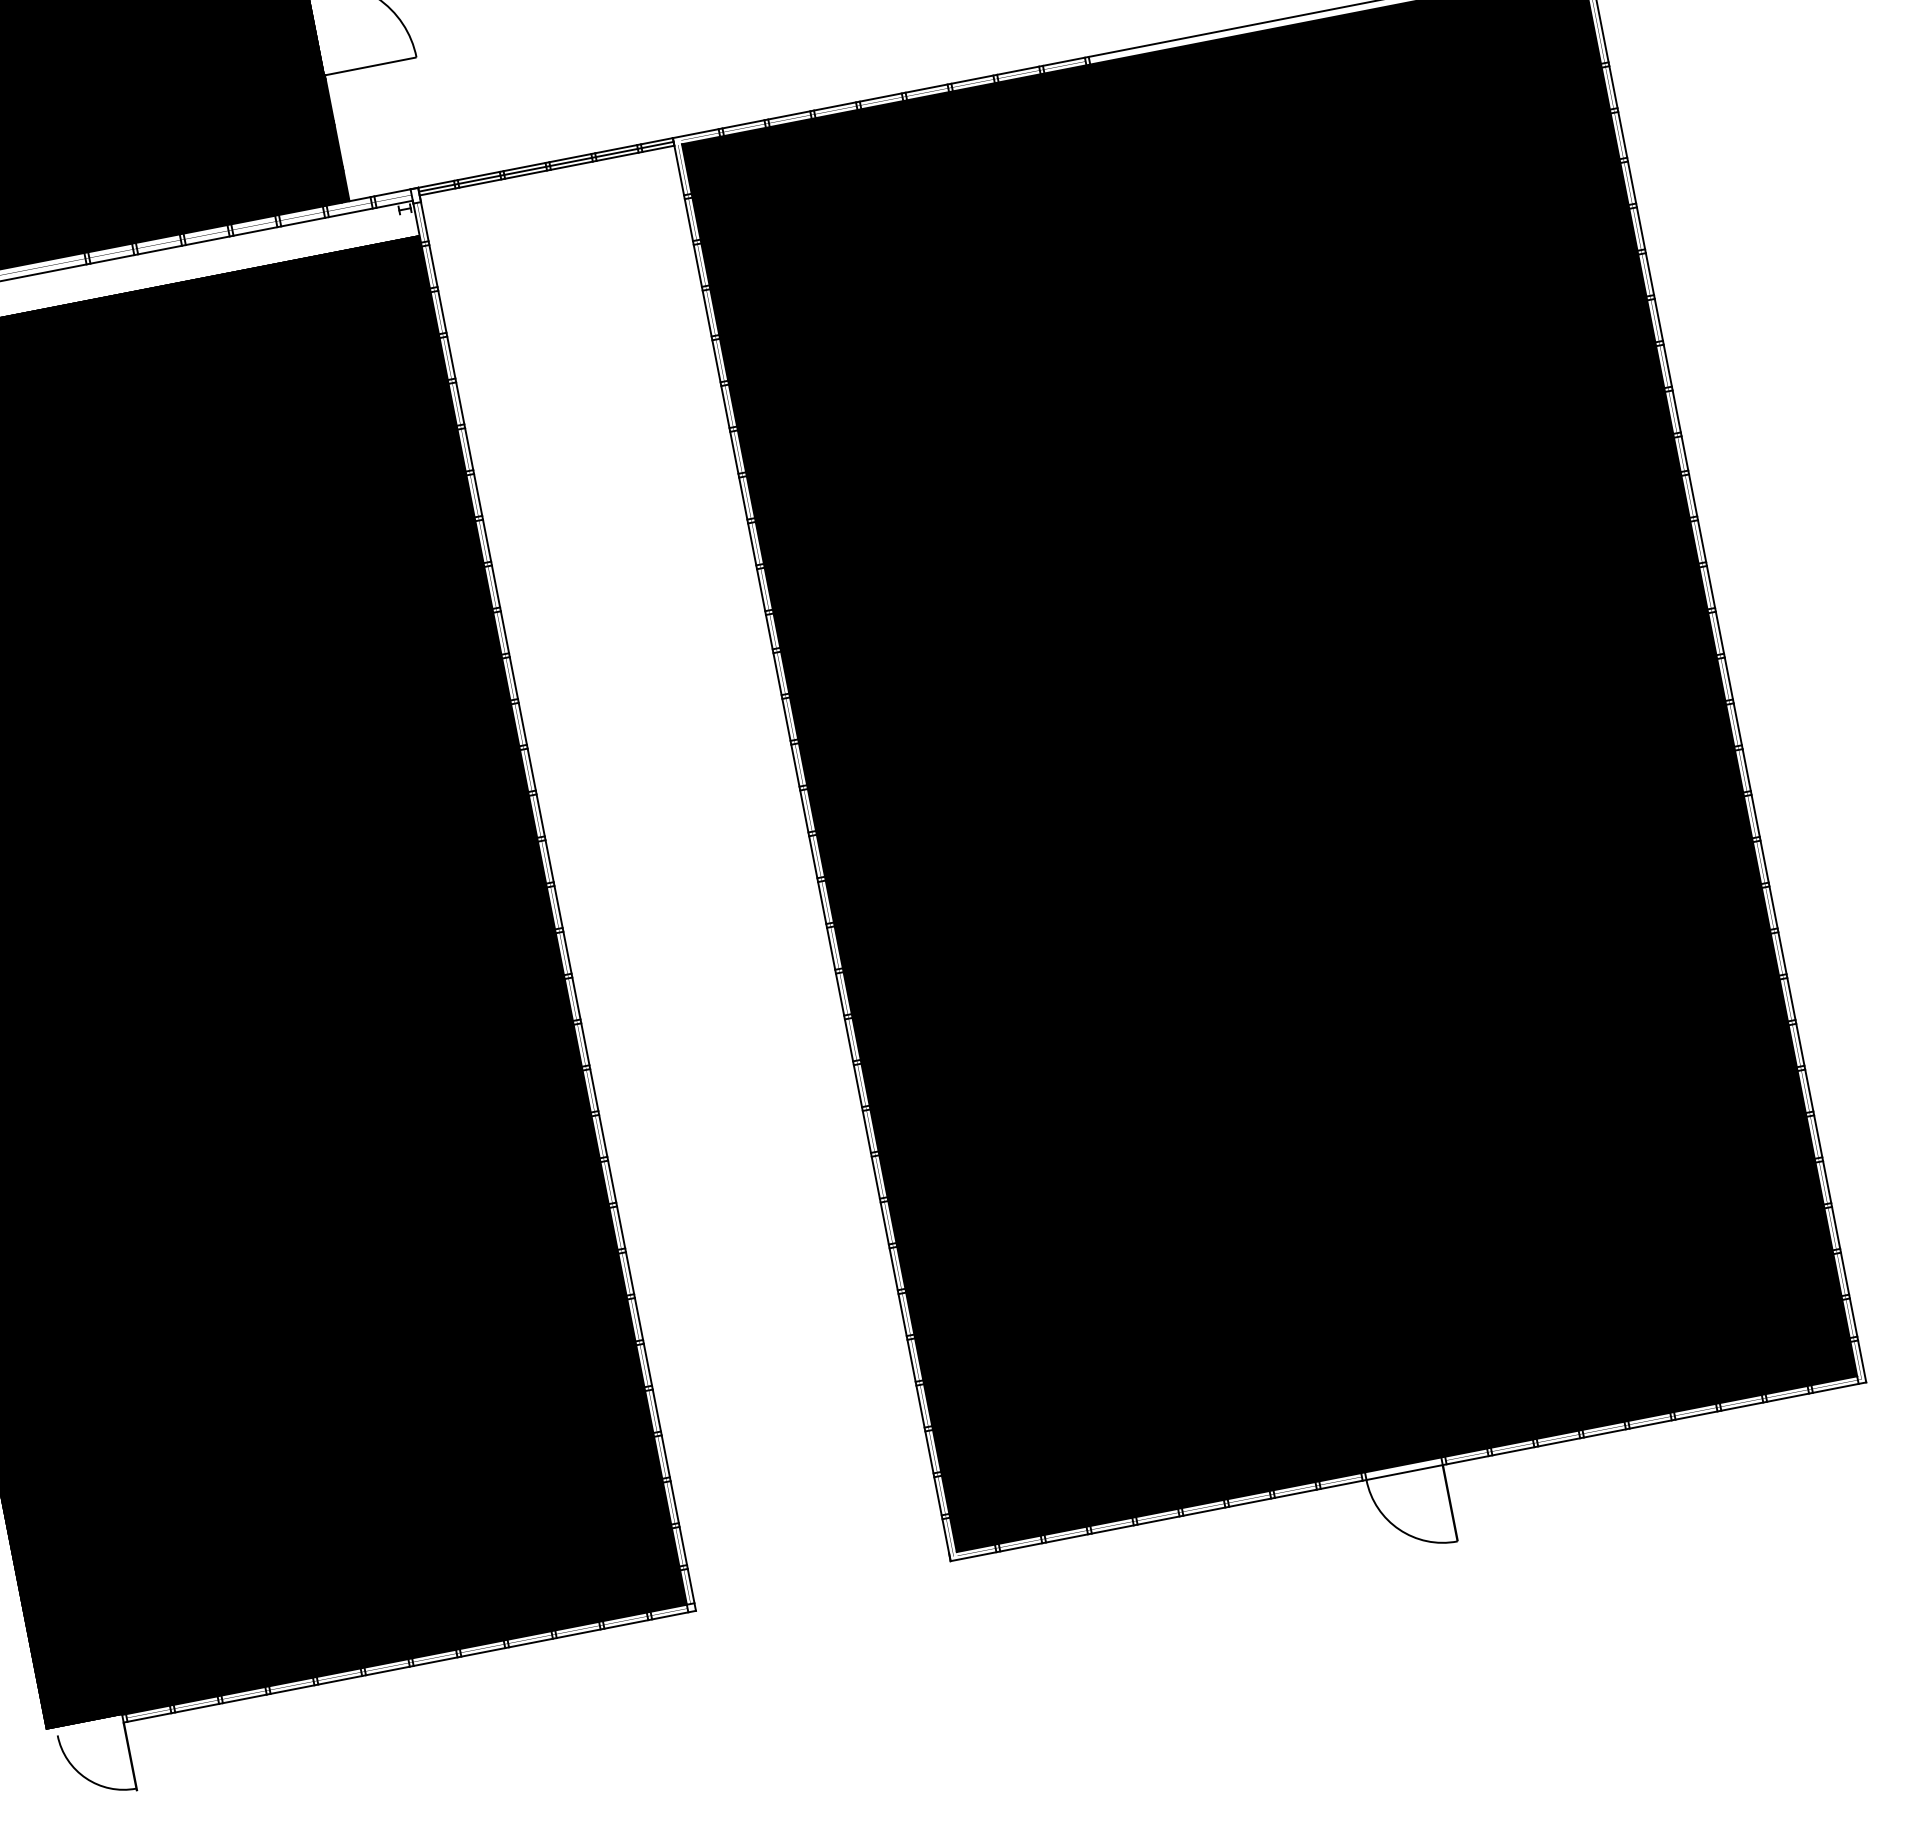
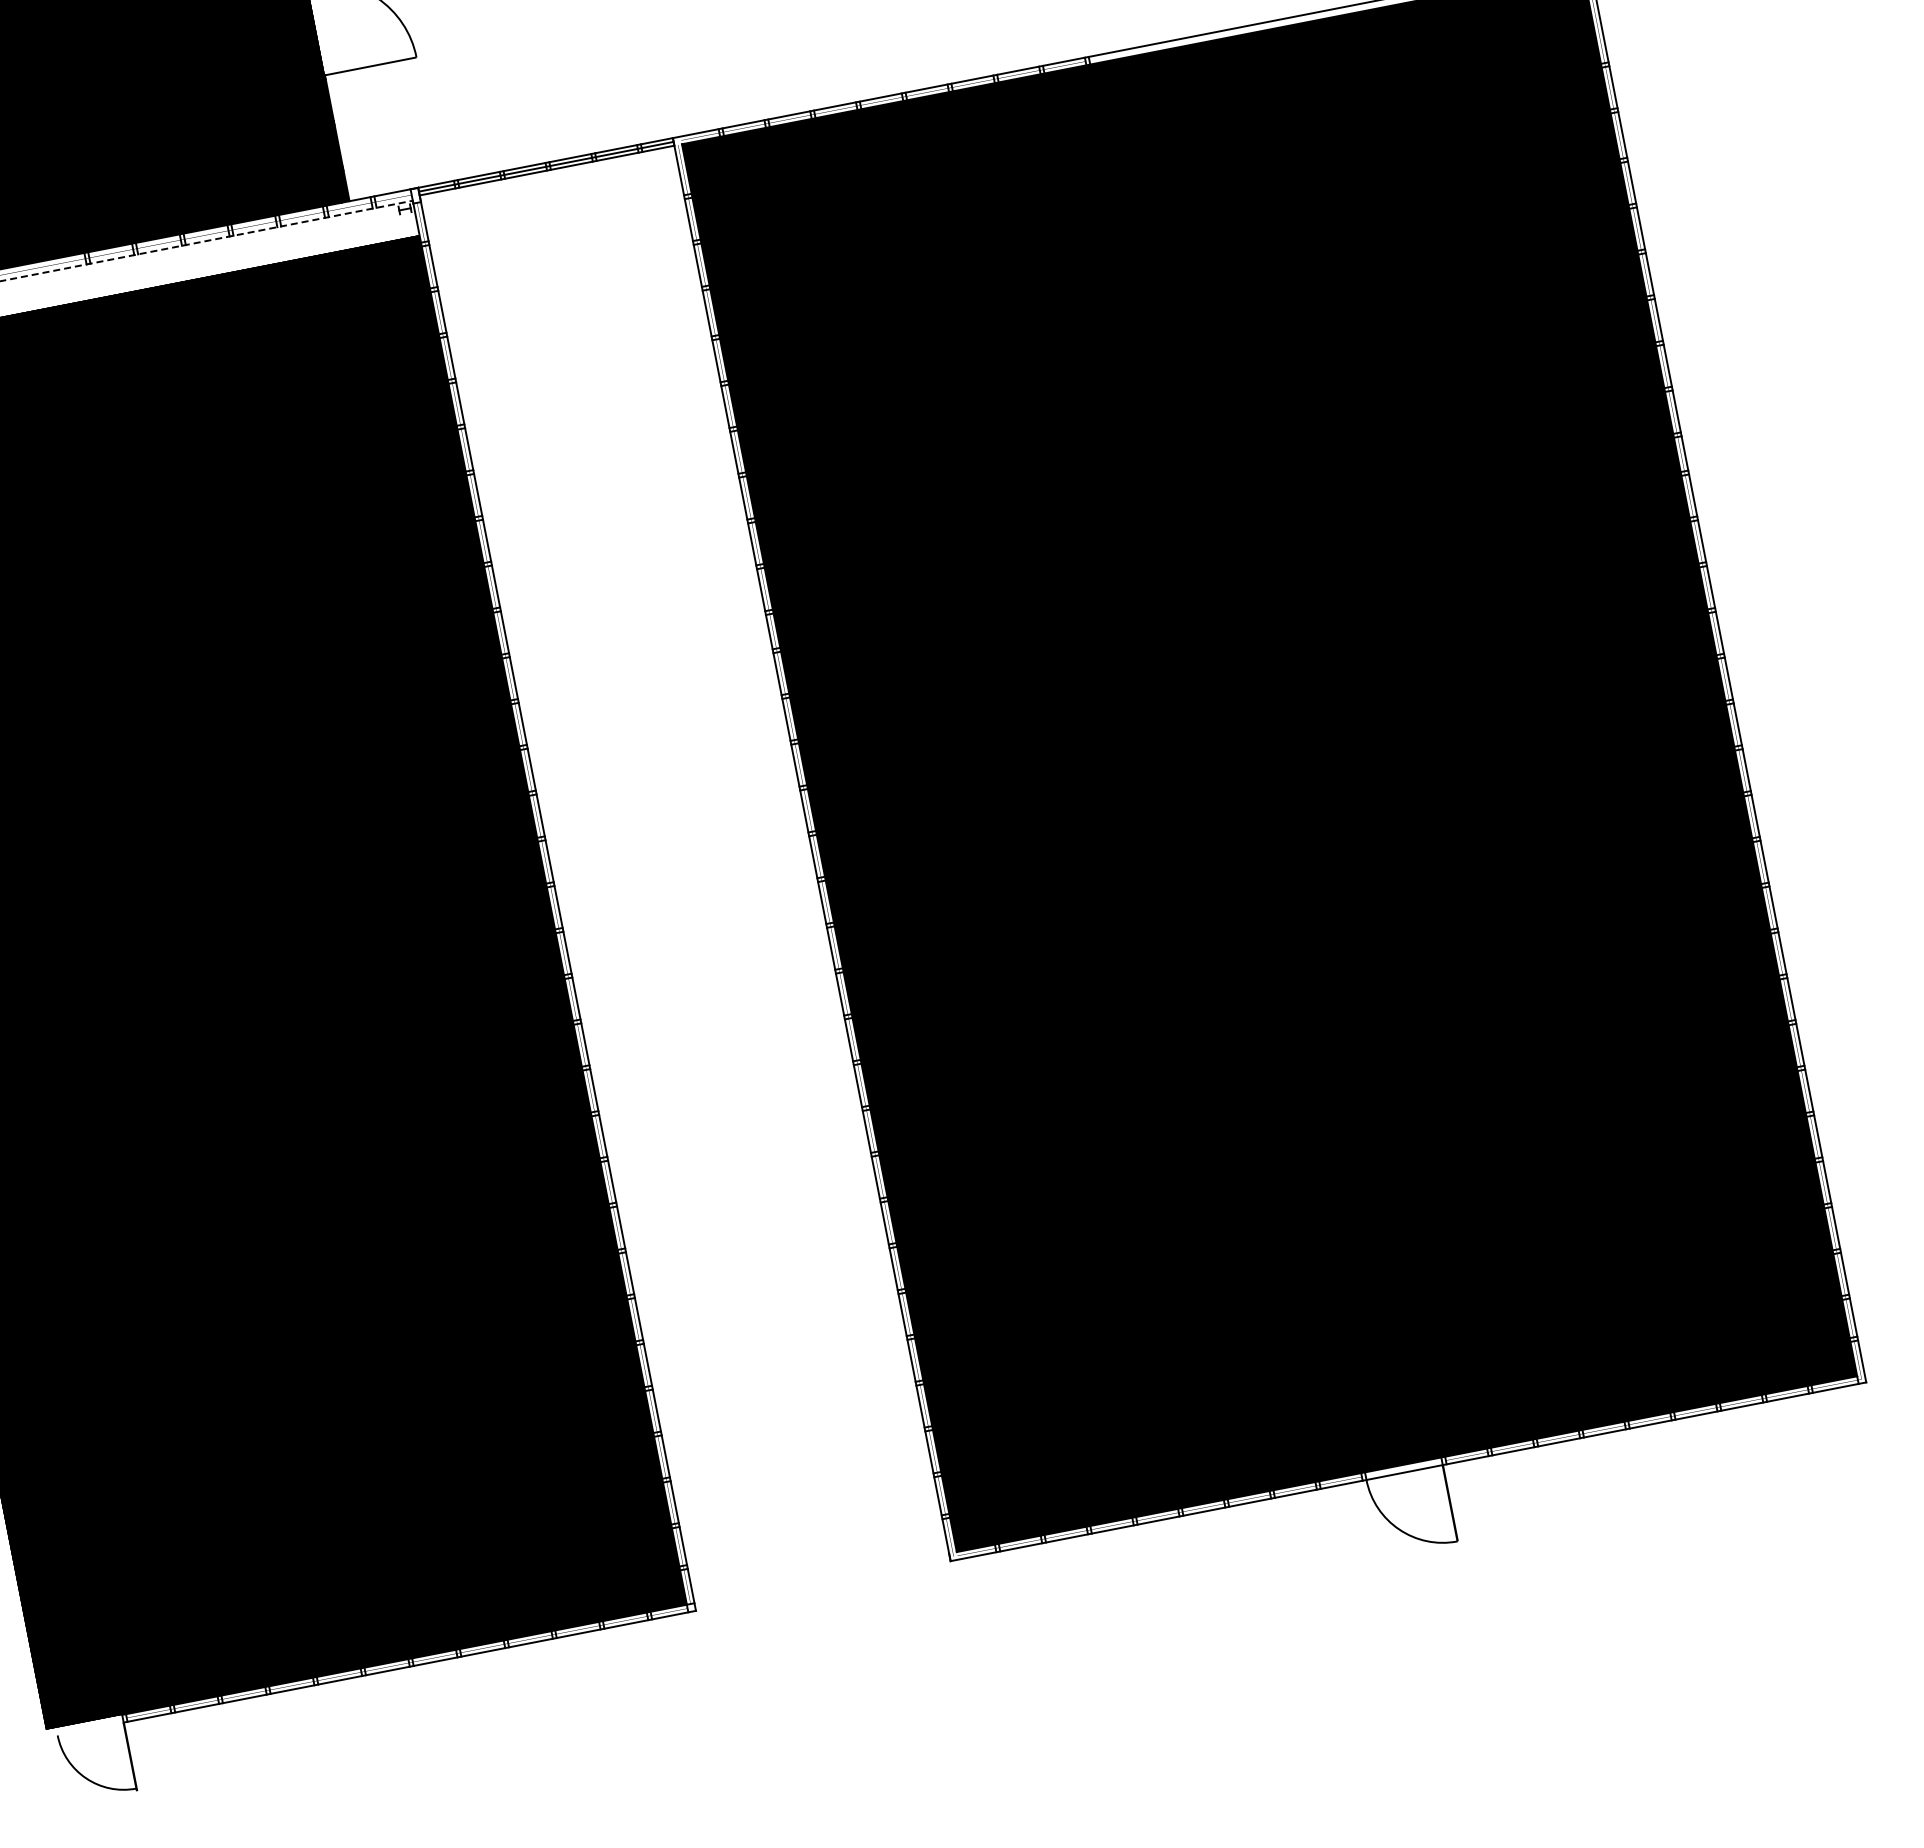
line: solid -> dashed (206, 240)
